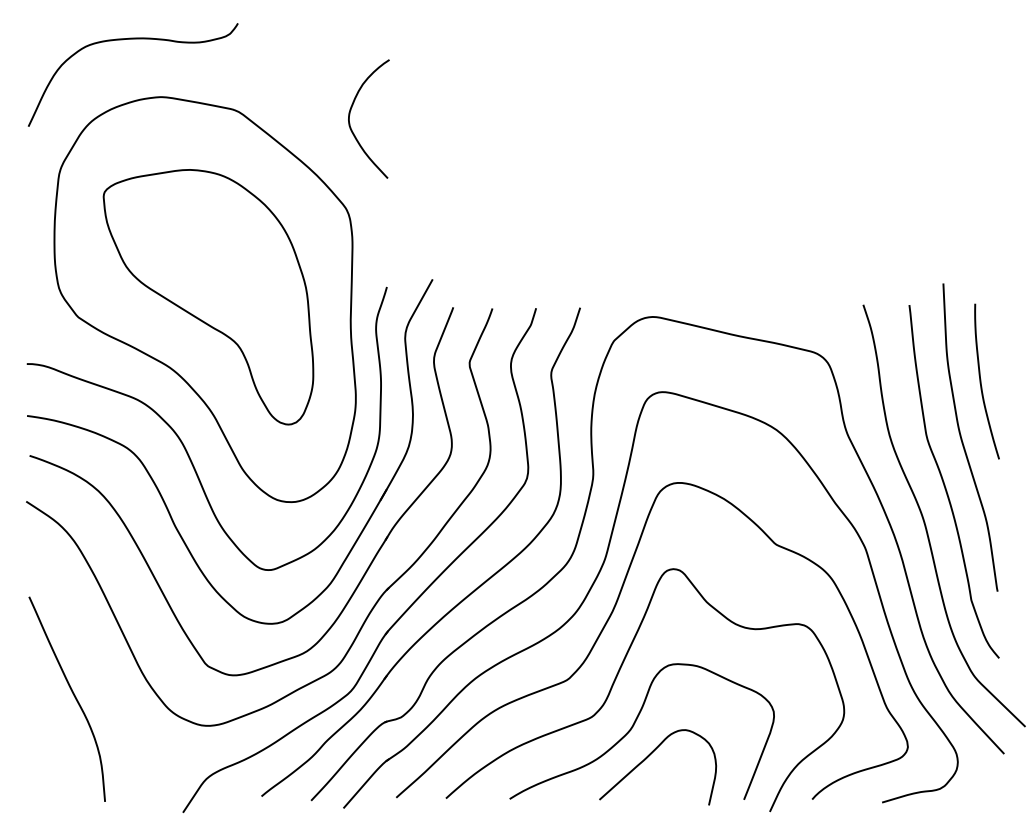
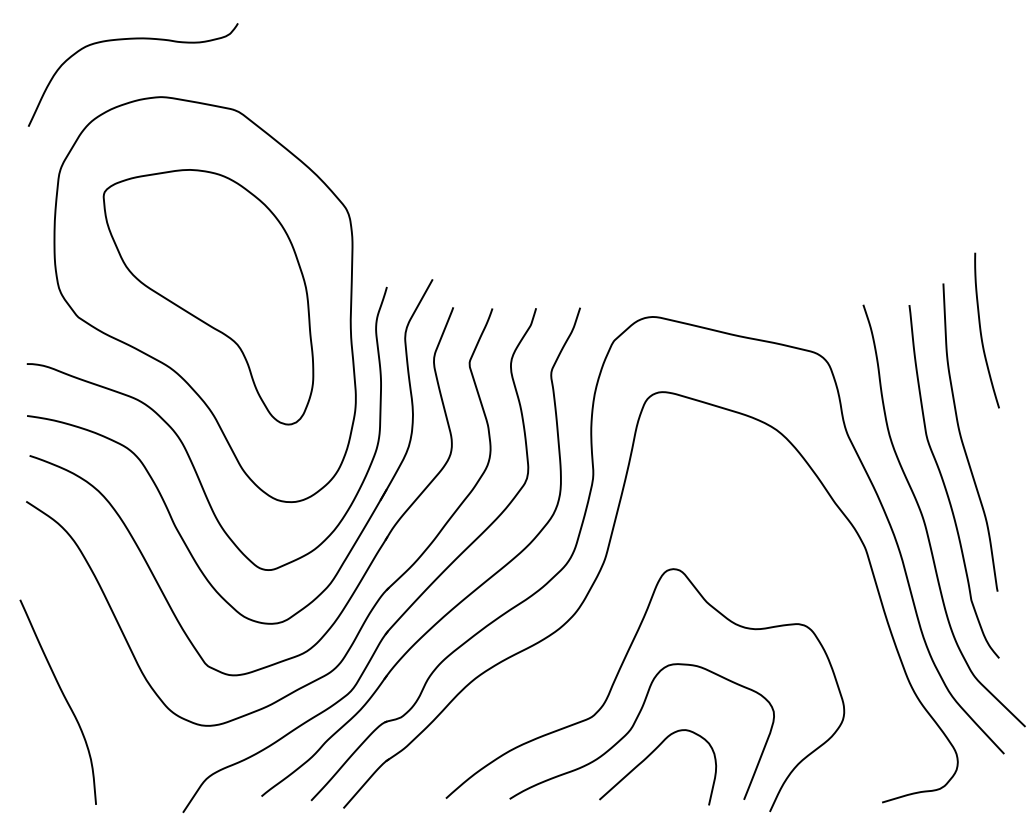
curve: present -> none (350, 115)
curve position: (981, 381) -> (981, 330) (981, 330)
curve: present -> none (612, 614)
curve position: (72, 694) -> (63, 697) (63, 697)
